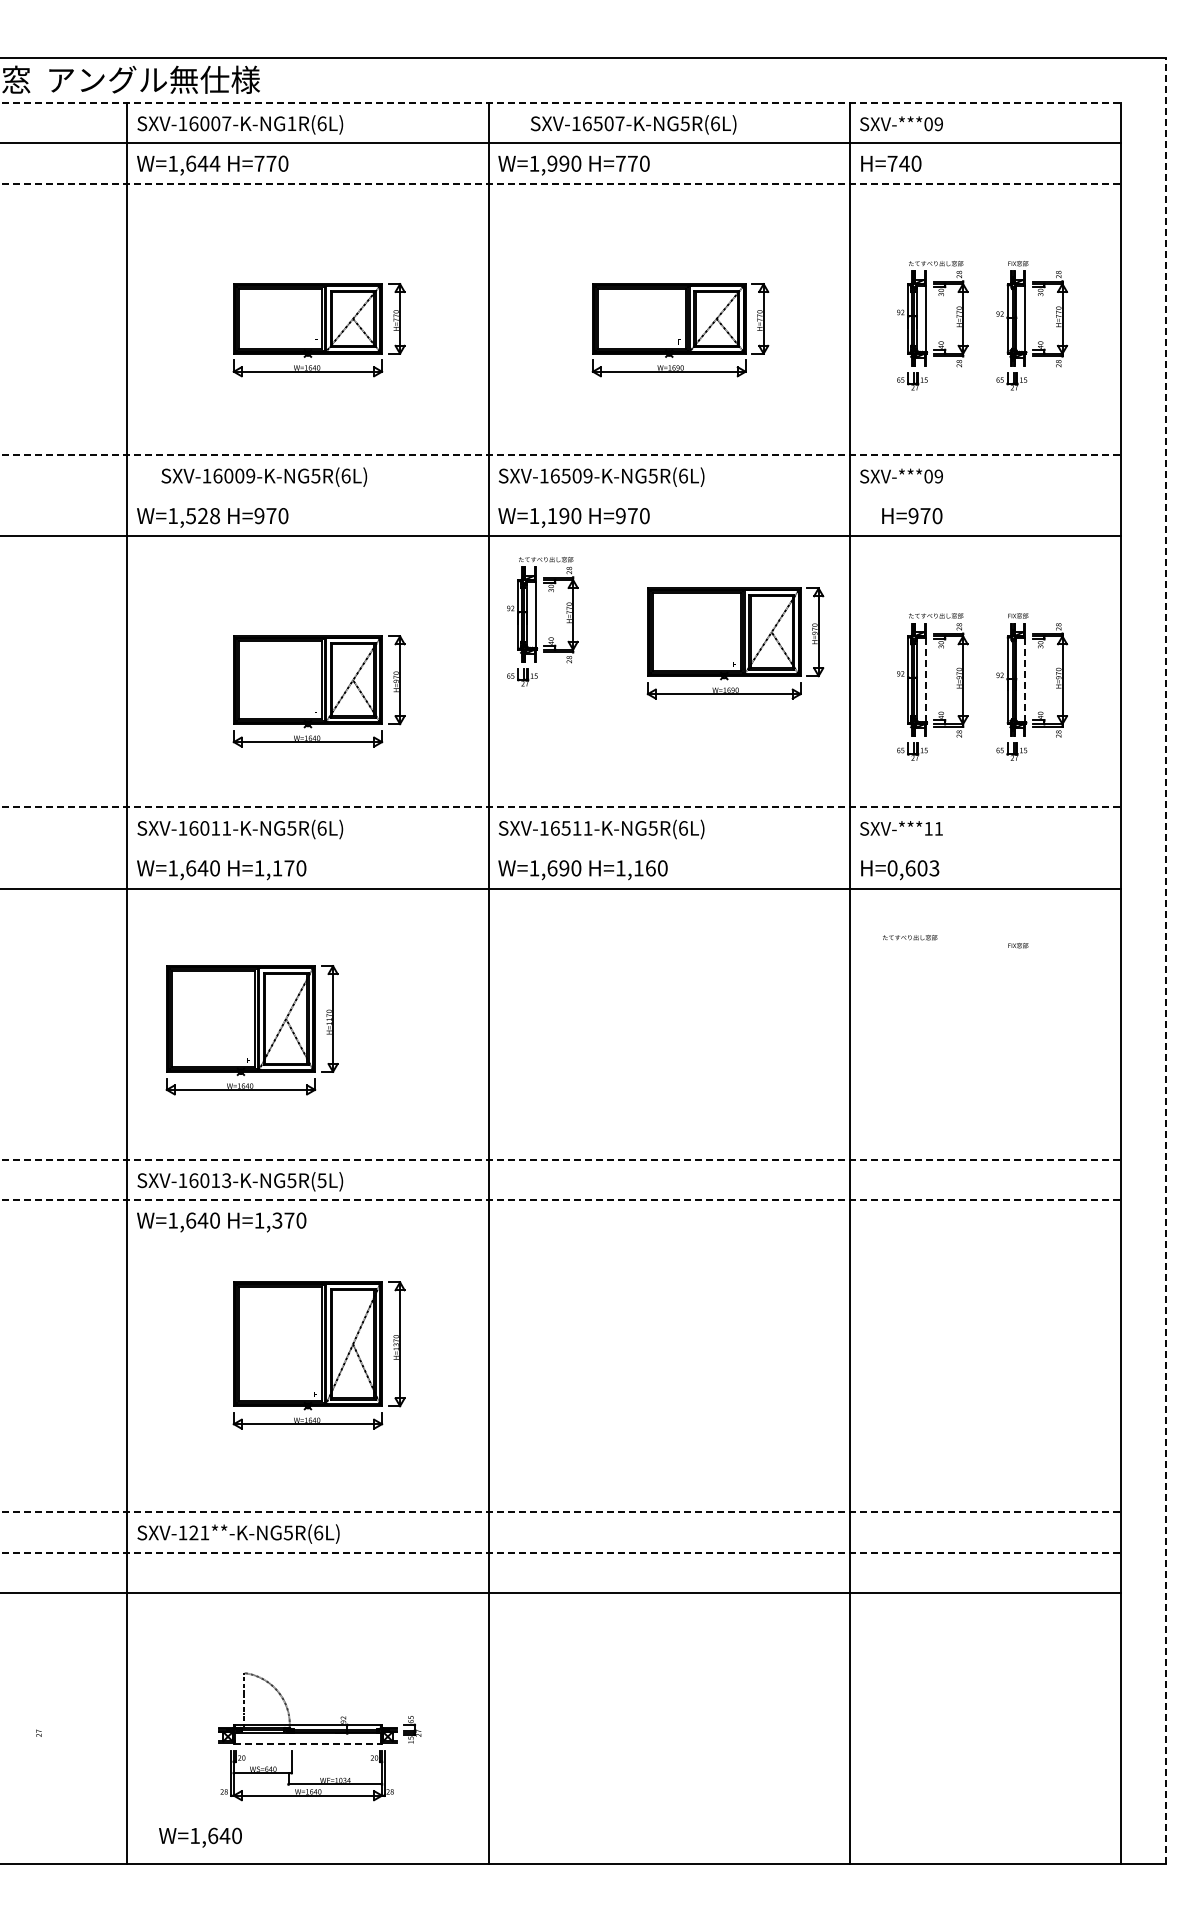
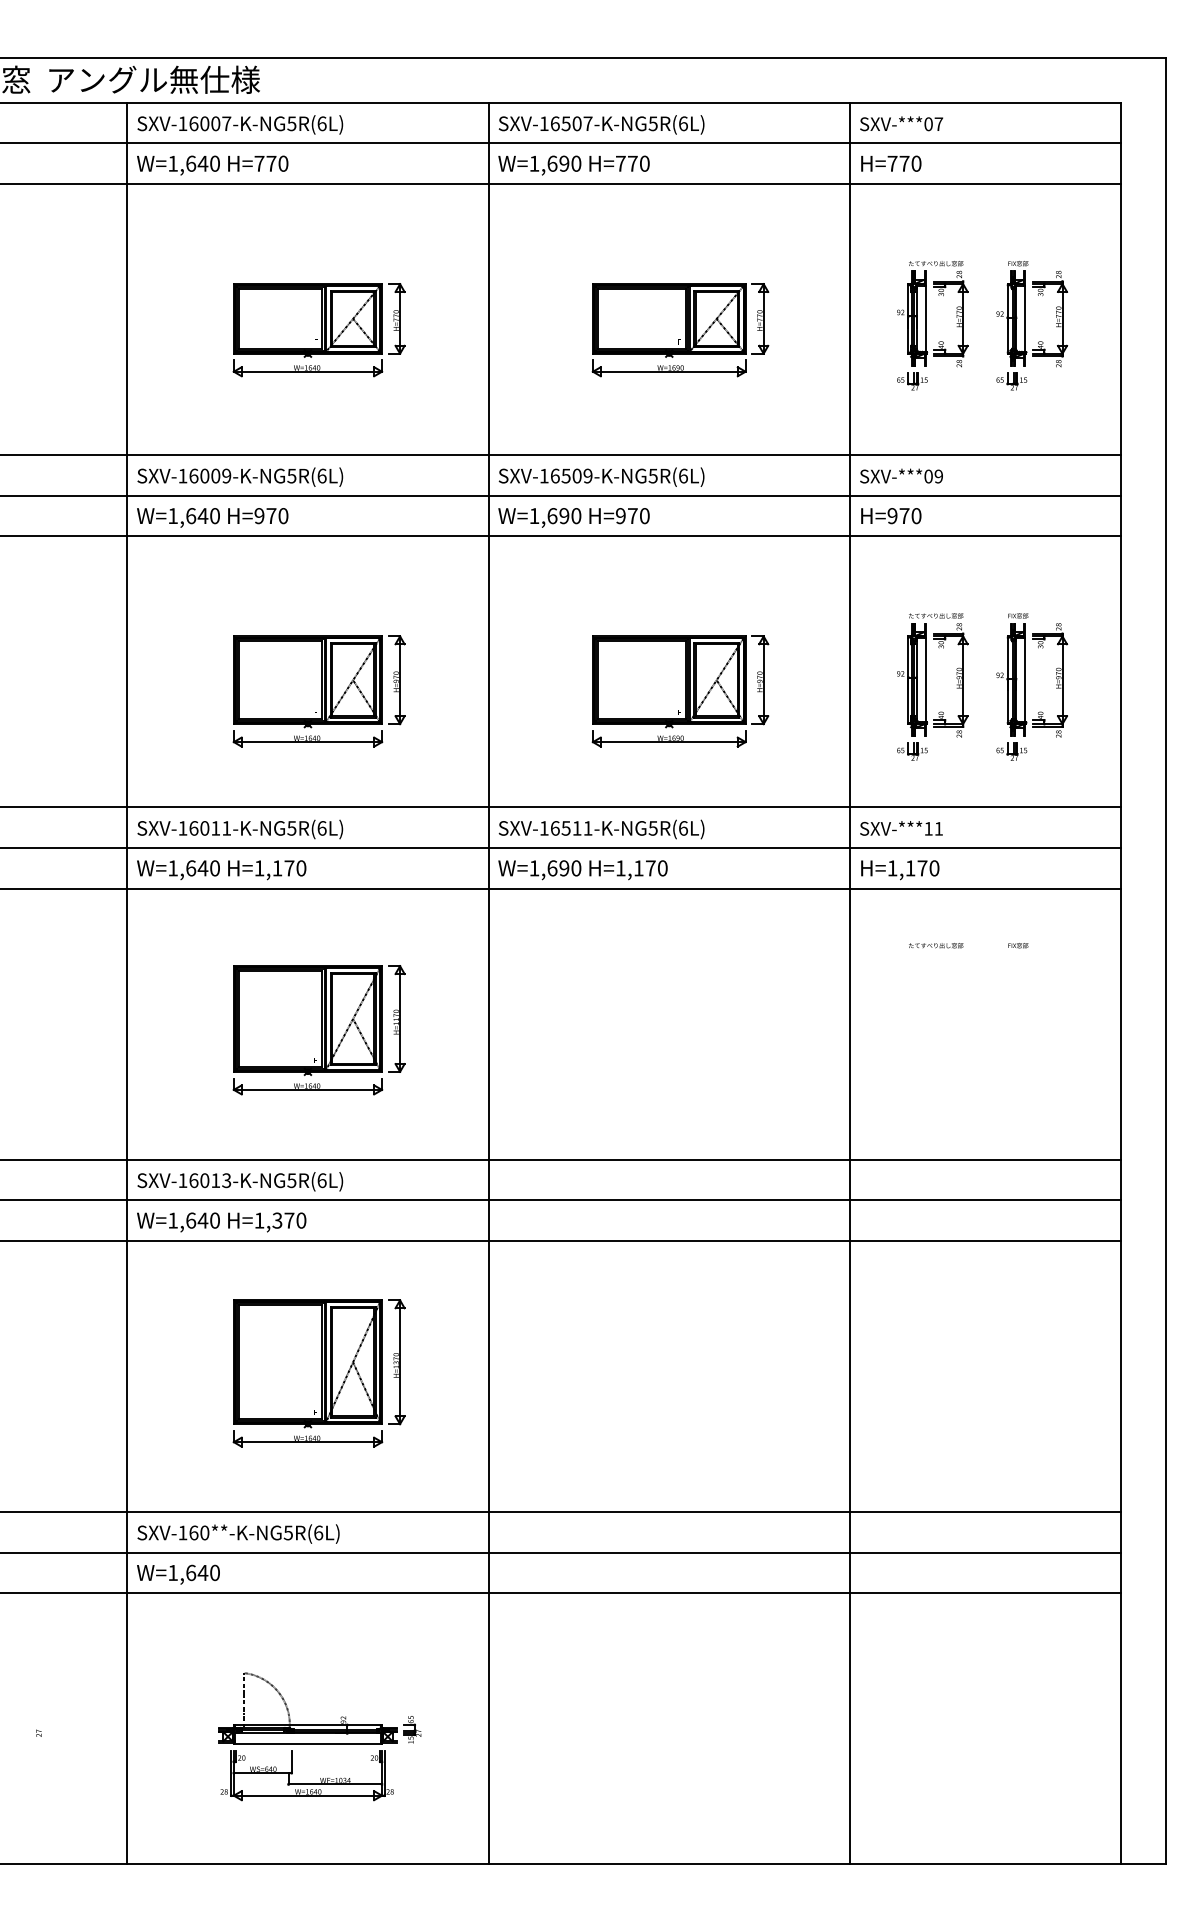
line: dashed -> solid (561, 102)
text: SXV-16007-K-NG1R(6L) -> SXV-16007-K-NG5R(6L) (291, 123)
text position: (633, 124) -> (601, 124) (601, 124)
text: SXV-***09 -> SXV-***07 (938, 124)
text: W=1,644 -> W=1,640 (214, 163)
text: W=1,990 -> W=1,690 (552, 163)
text: H=740 -> H=770 (904, 163)
line: dashed -> solid (561, 184)
line: dashed -> solid (561, 455)
text position: (264, 476) -> (240, 476) (240, 476)
line: none -> present (561, 495)
text: W=1,528 -> W=1,640 (202, 516)
text: W=1,190 -> W=1,690 (552, 516)
text position: (912, 516) -> (891, 516) (891, 516)
part: present -> none (542, 621)
part position: (735, 643) -> (680, 691) (680, 691)
line: dashed -> solid (925, 680)
line: dashed -> solid (1025, 680)
line: dashed -> solid (561, 807)
line: none -> present (561, 848)
text: H=1,160 -> H=1,170 (650, 868)
text: H=0,603 -> H=1,170 (913, 868)
text position: (910, 937) -> (936, 945) (936, 945)
line: dashed -> solid (1166, 960)
part position: (251, 1030) -> (318, 1030) (318, 1030)
line: dashed -> solid (561, 1159)
text: SXV-16013-K-NG5R(5L) -> SXV-16013-K-NG5R(6L) (321, 1180)
line: dashed -> solid (561, 1200)
line: none -> present (561, 1241)
part position: (318, 1355) -> (318, 1373) (318, 1373)
line: dashed -> solid (561, 1512)
text: SXV-121**-K-NG5R(6L) -> SXV-160**-K-NG5R(6L) (199, 1532)
line: dashed -> solid (561, 1552)
line: dashed -> solid (308, 1743)
text position: (200, 1837) -> (178, 1574) (178, 1574)
